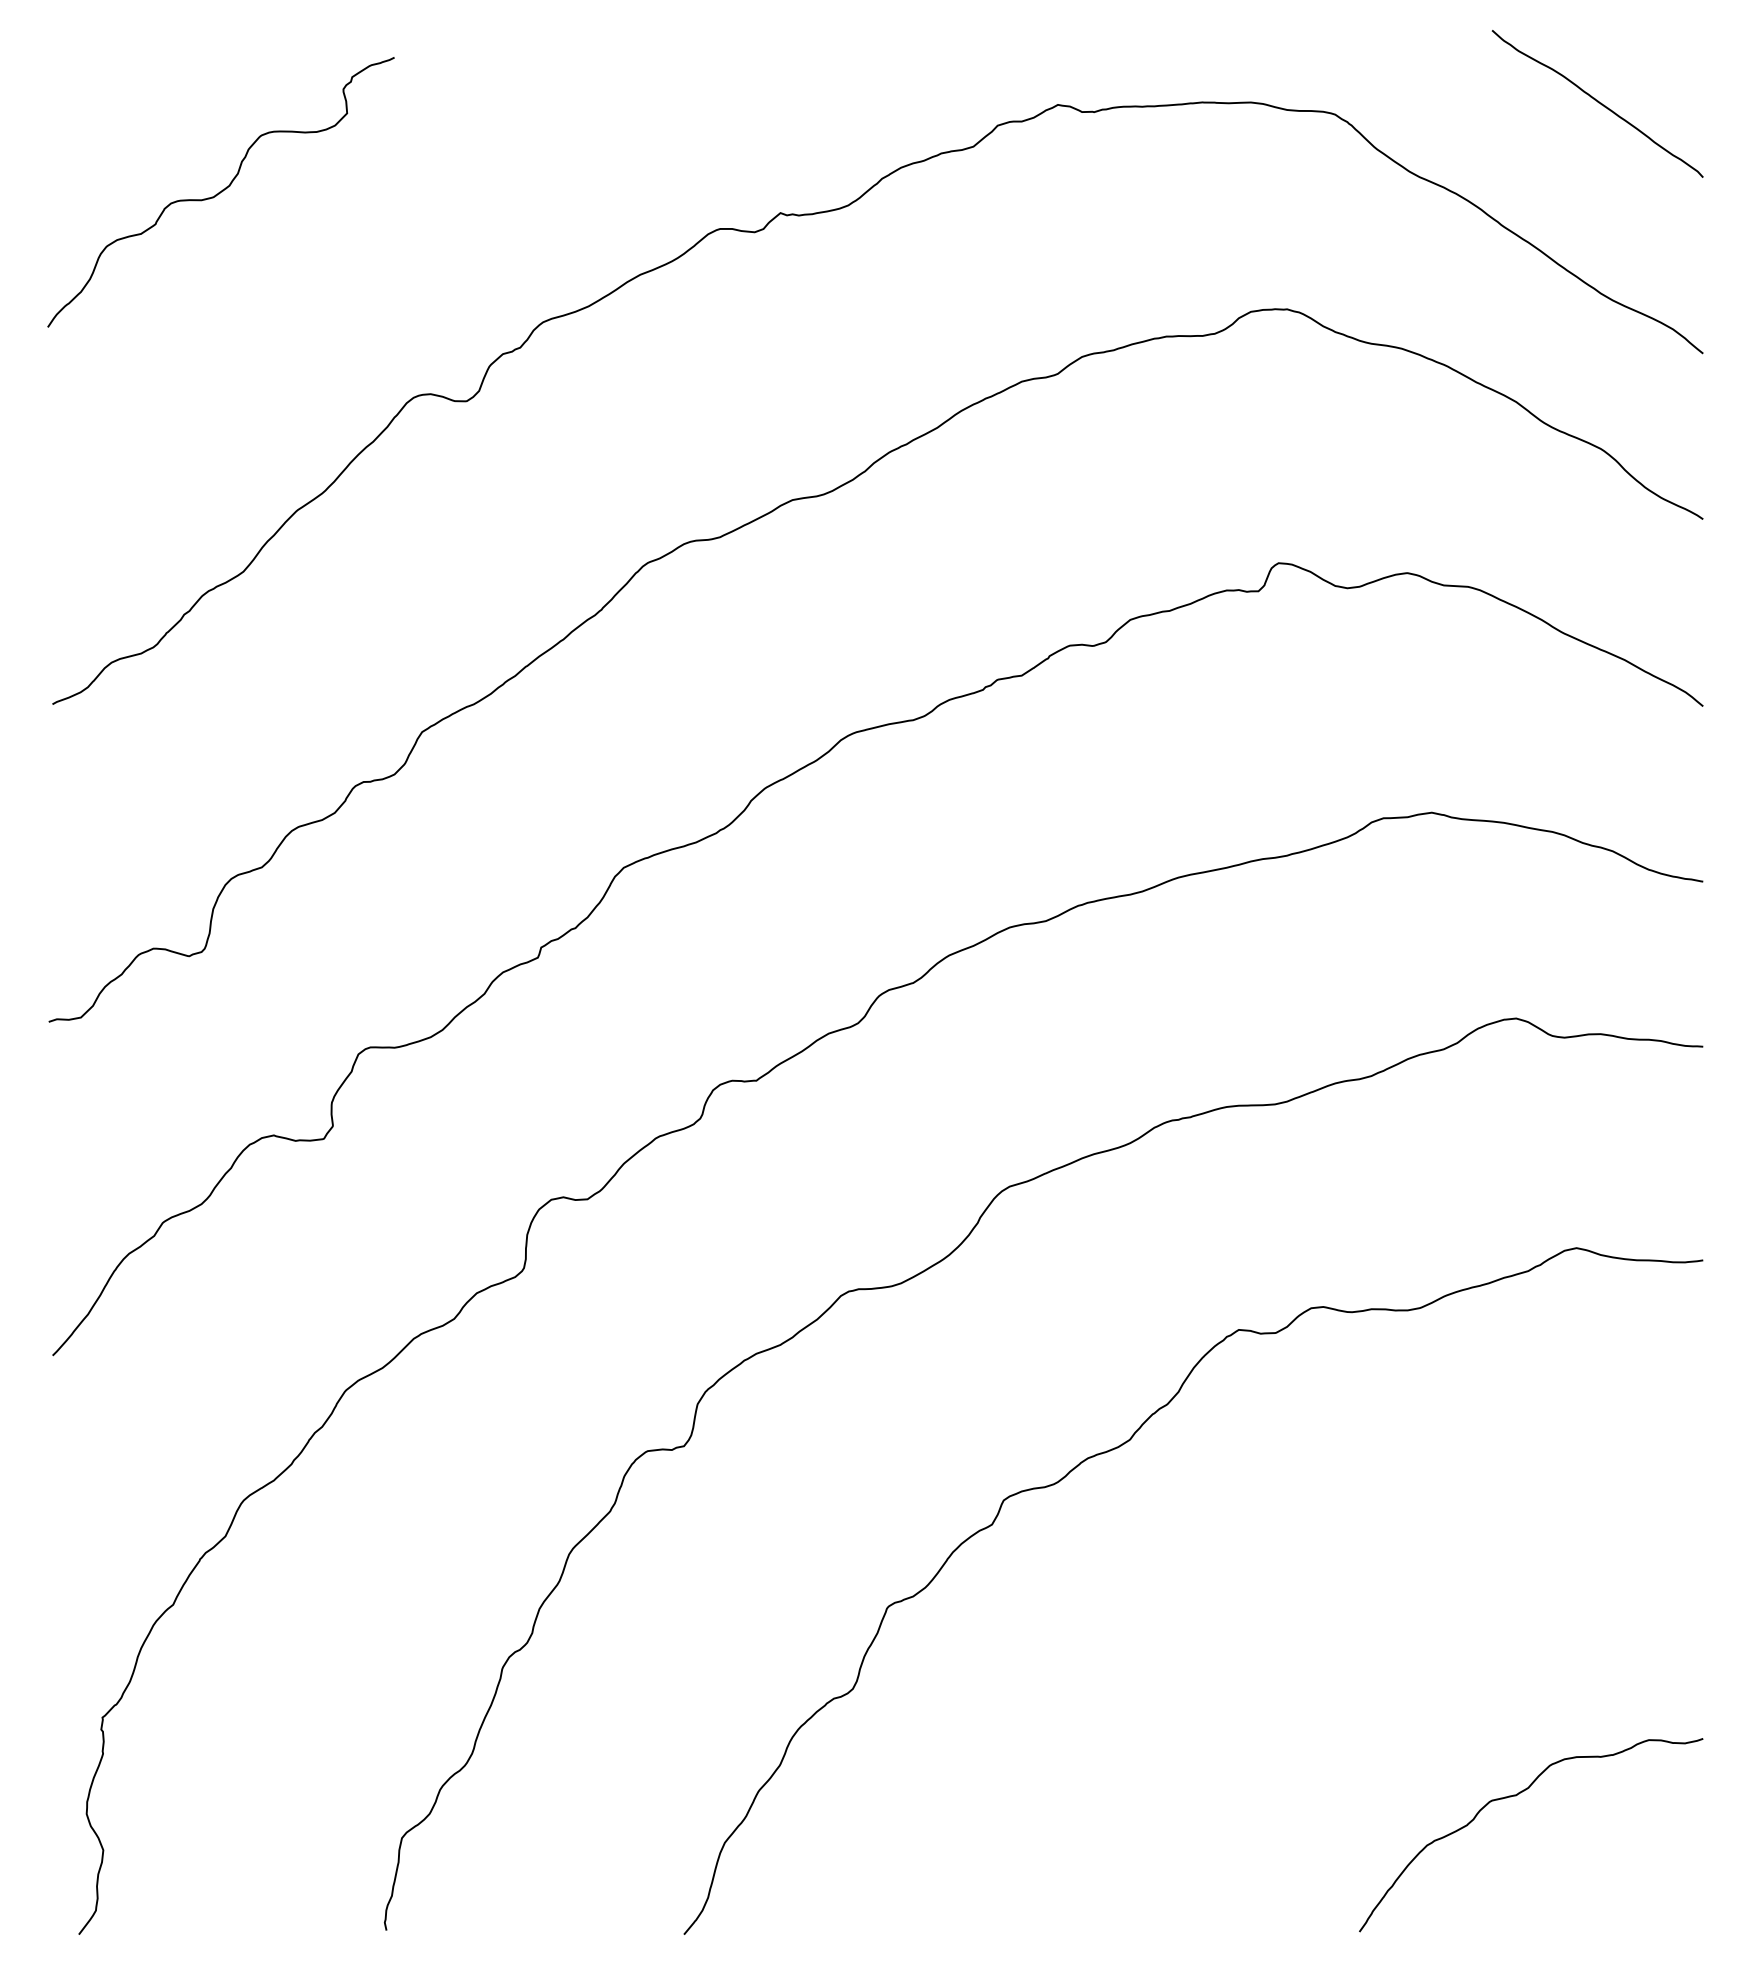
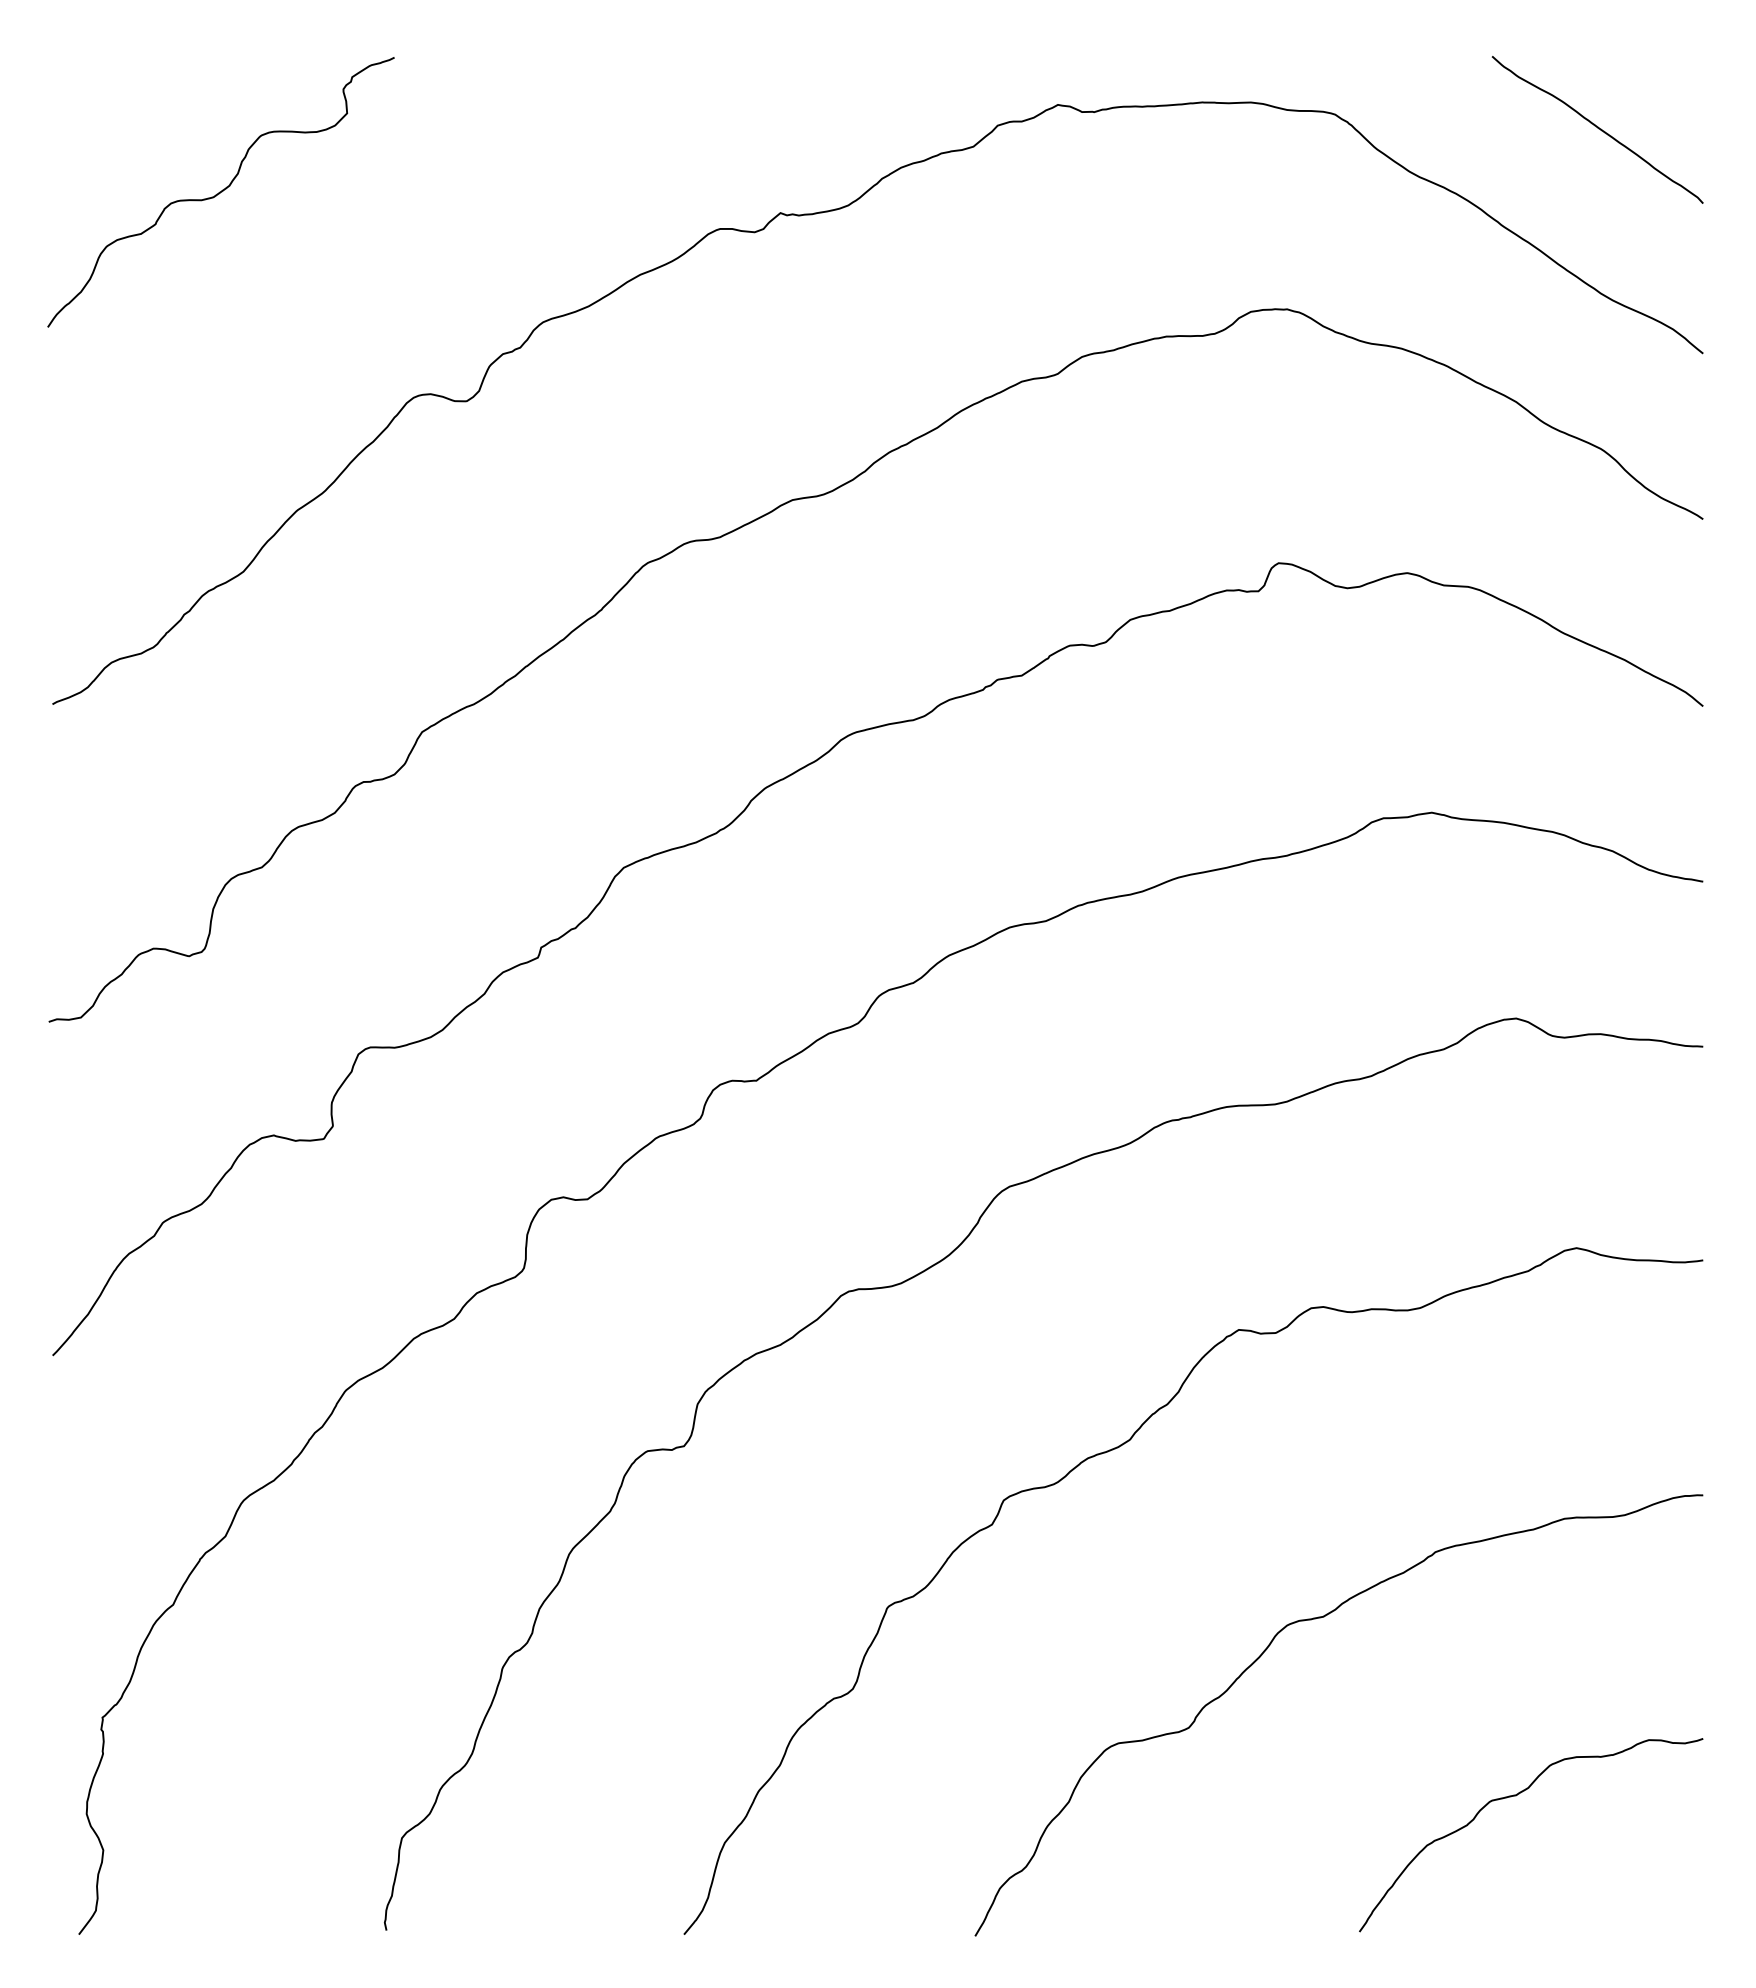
curve position: (1597, 102) -> (1597, 128) (1597, 128)
curve: none -> present (1262, 1655)
